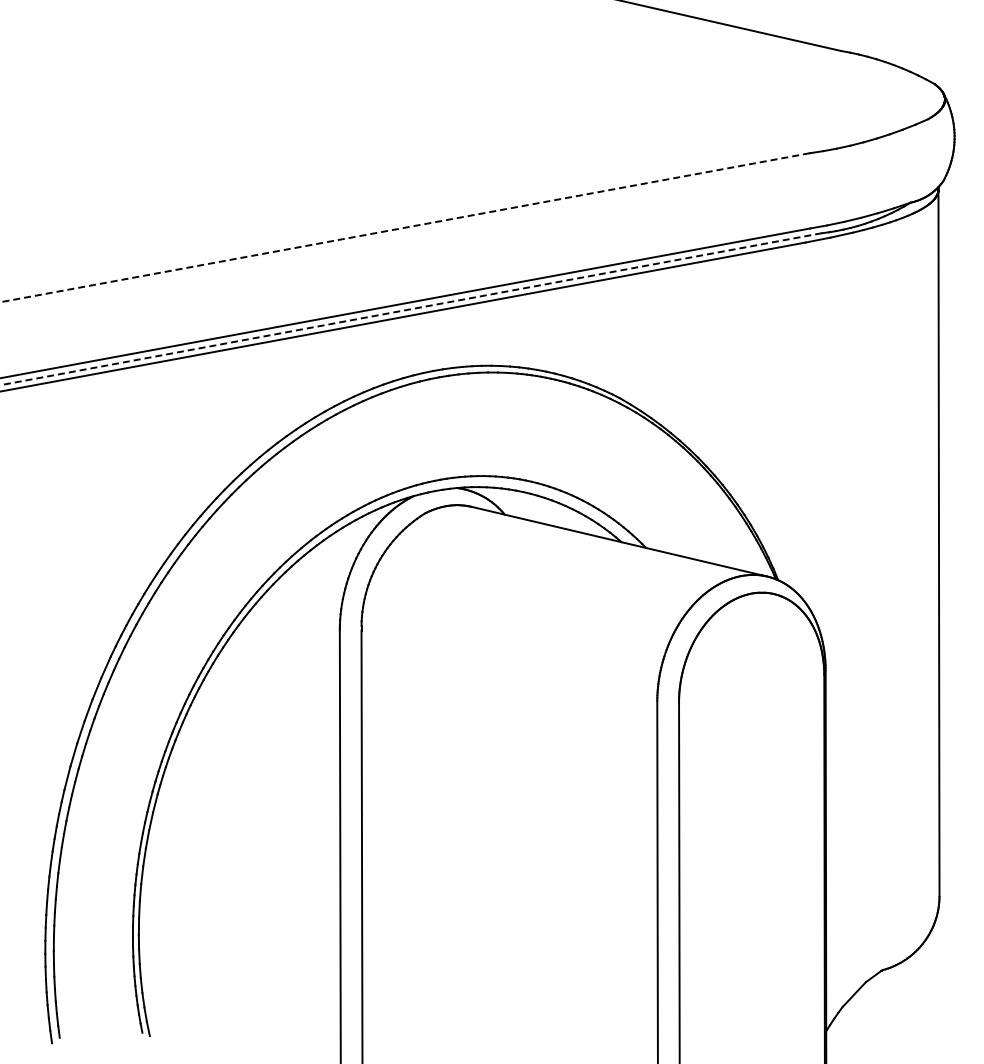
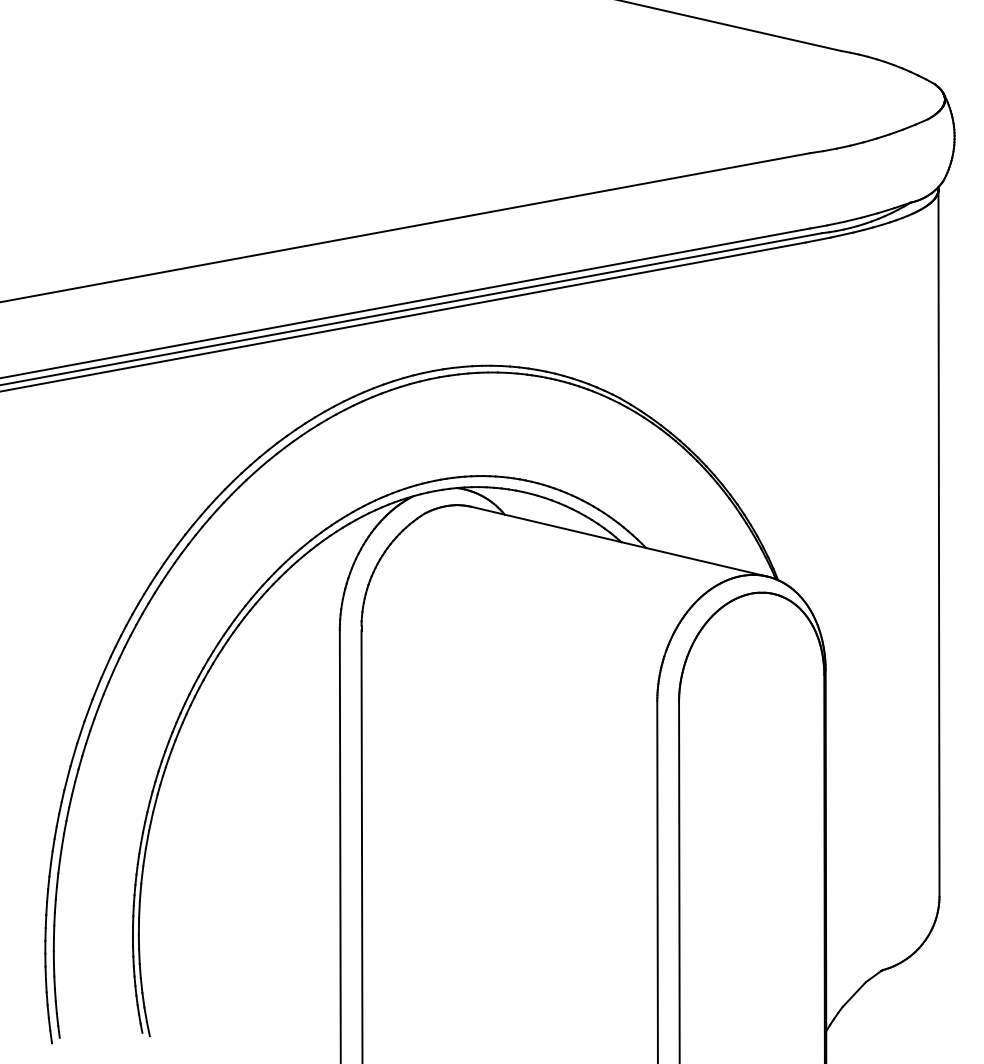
line: dashed -> solid (404, 227)
line: dashed -> solid (411, 309)
